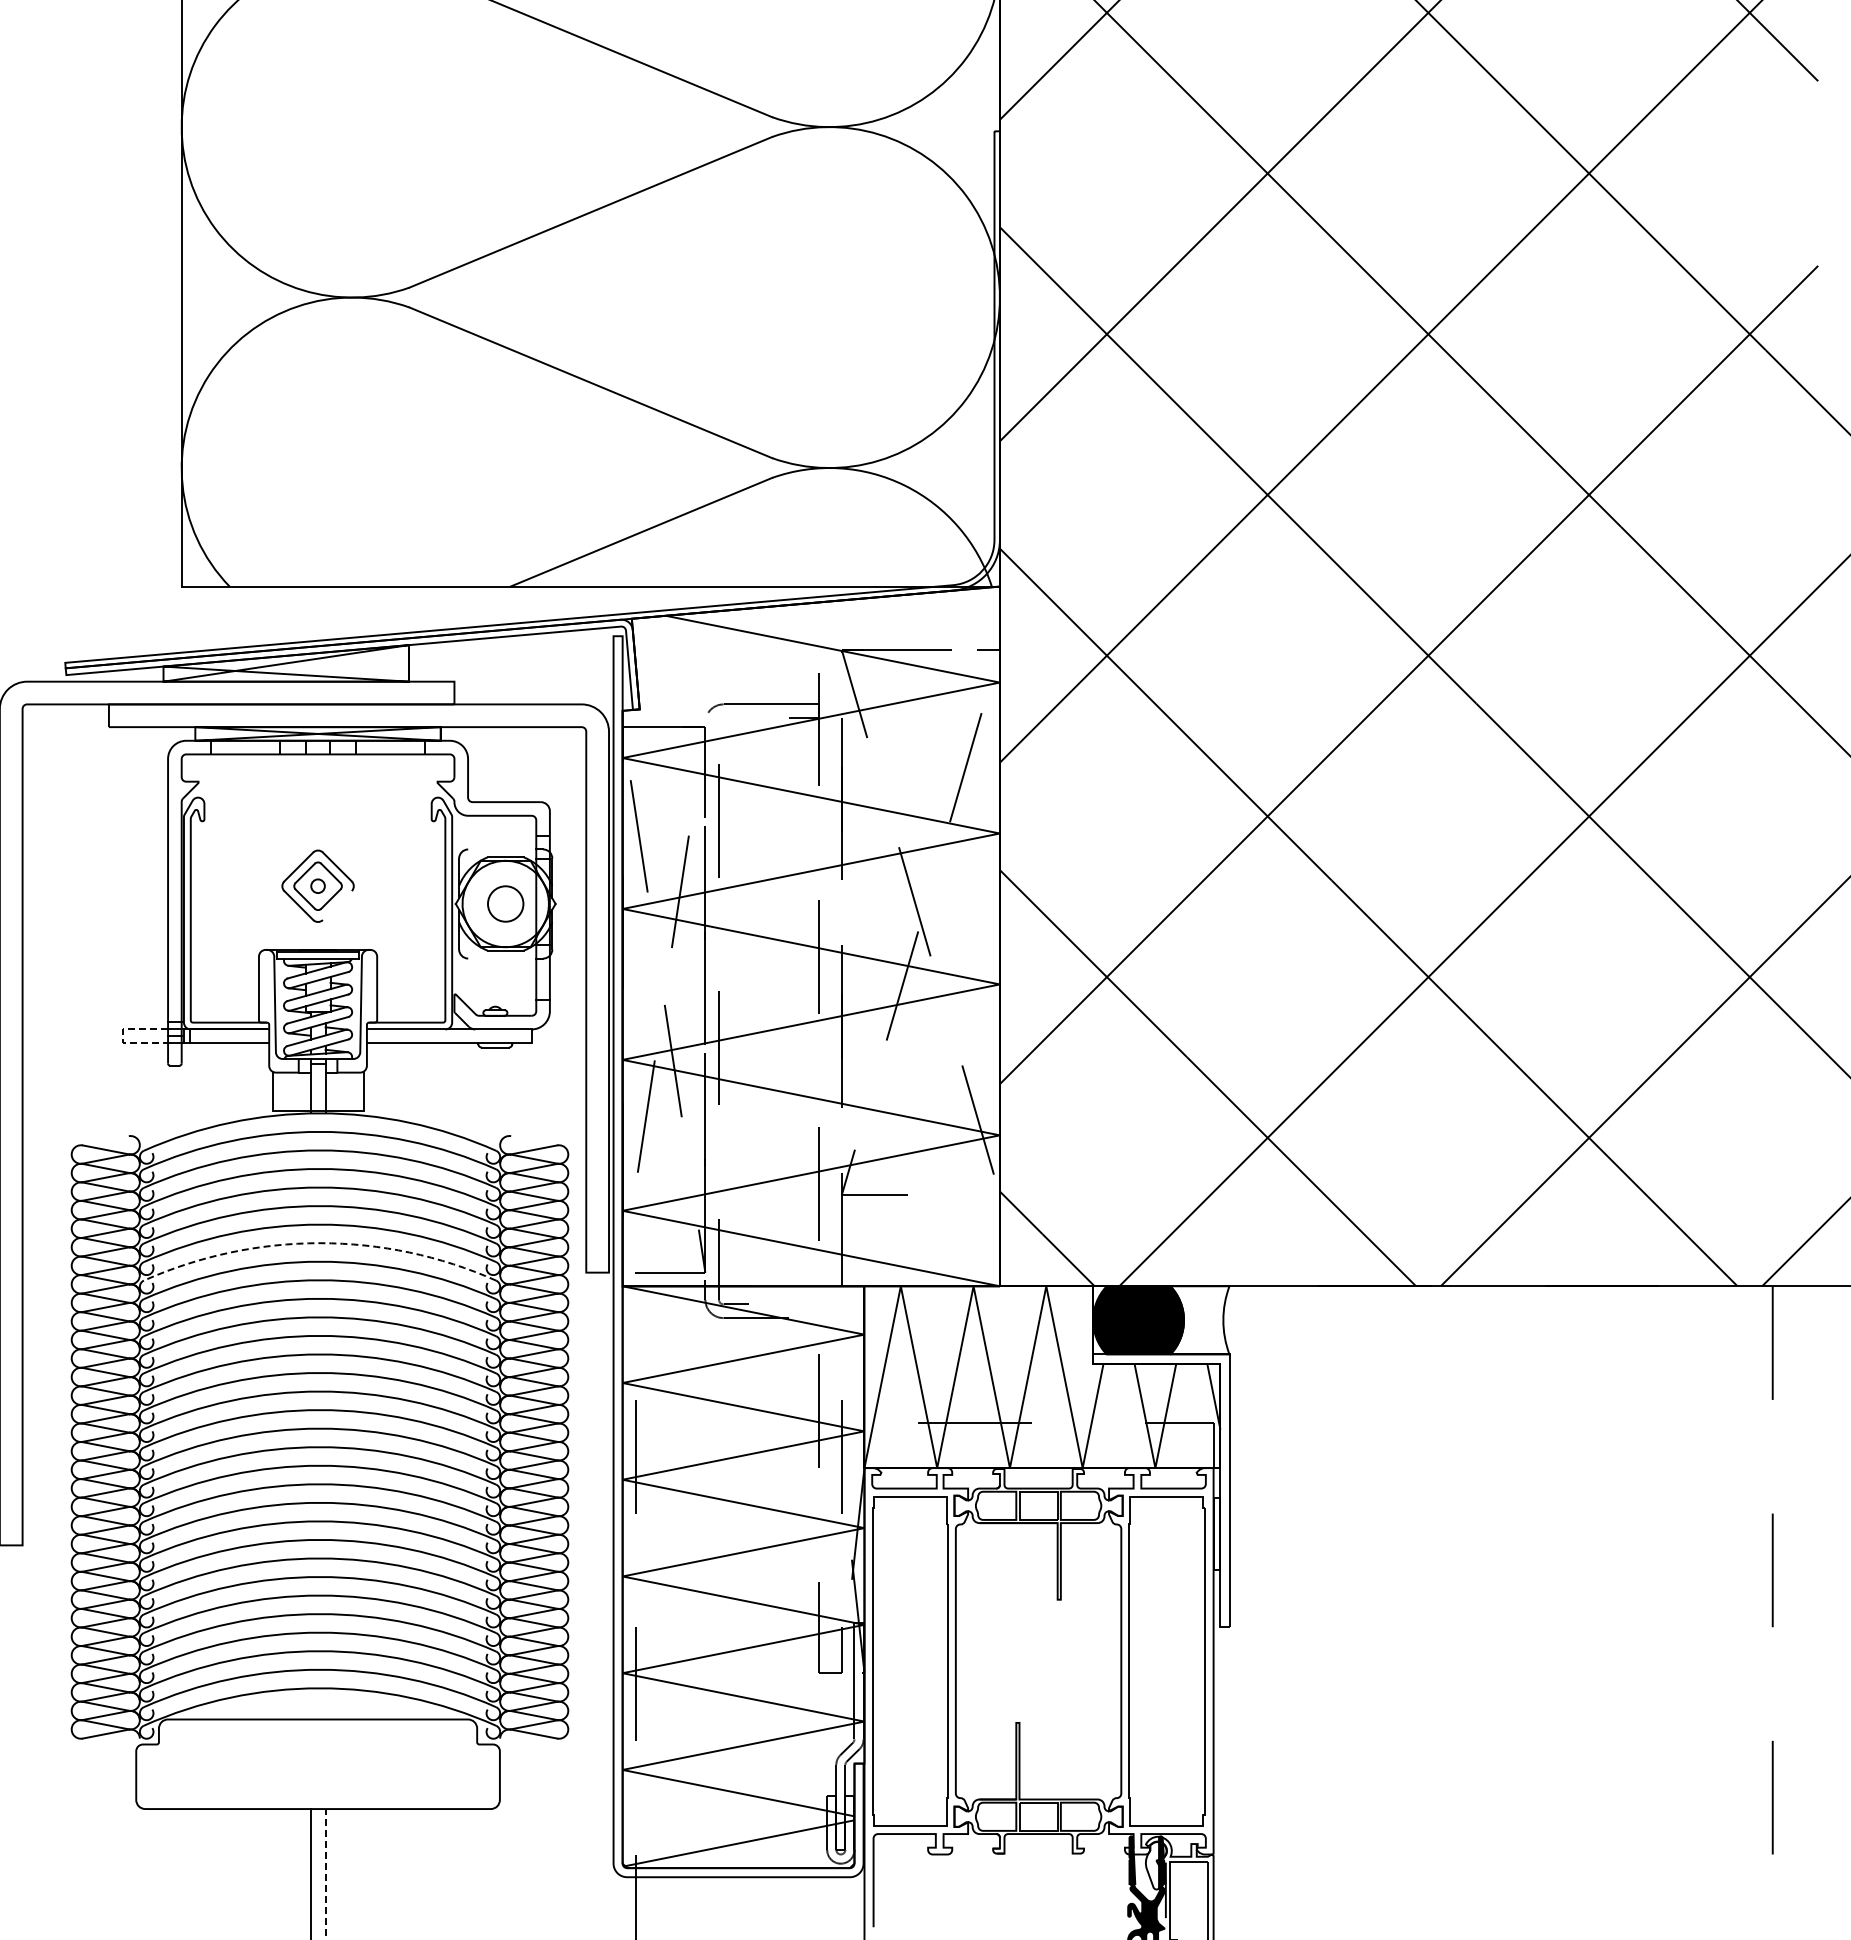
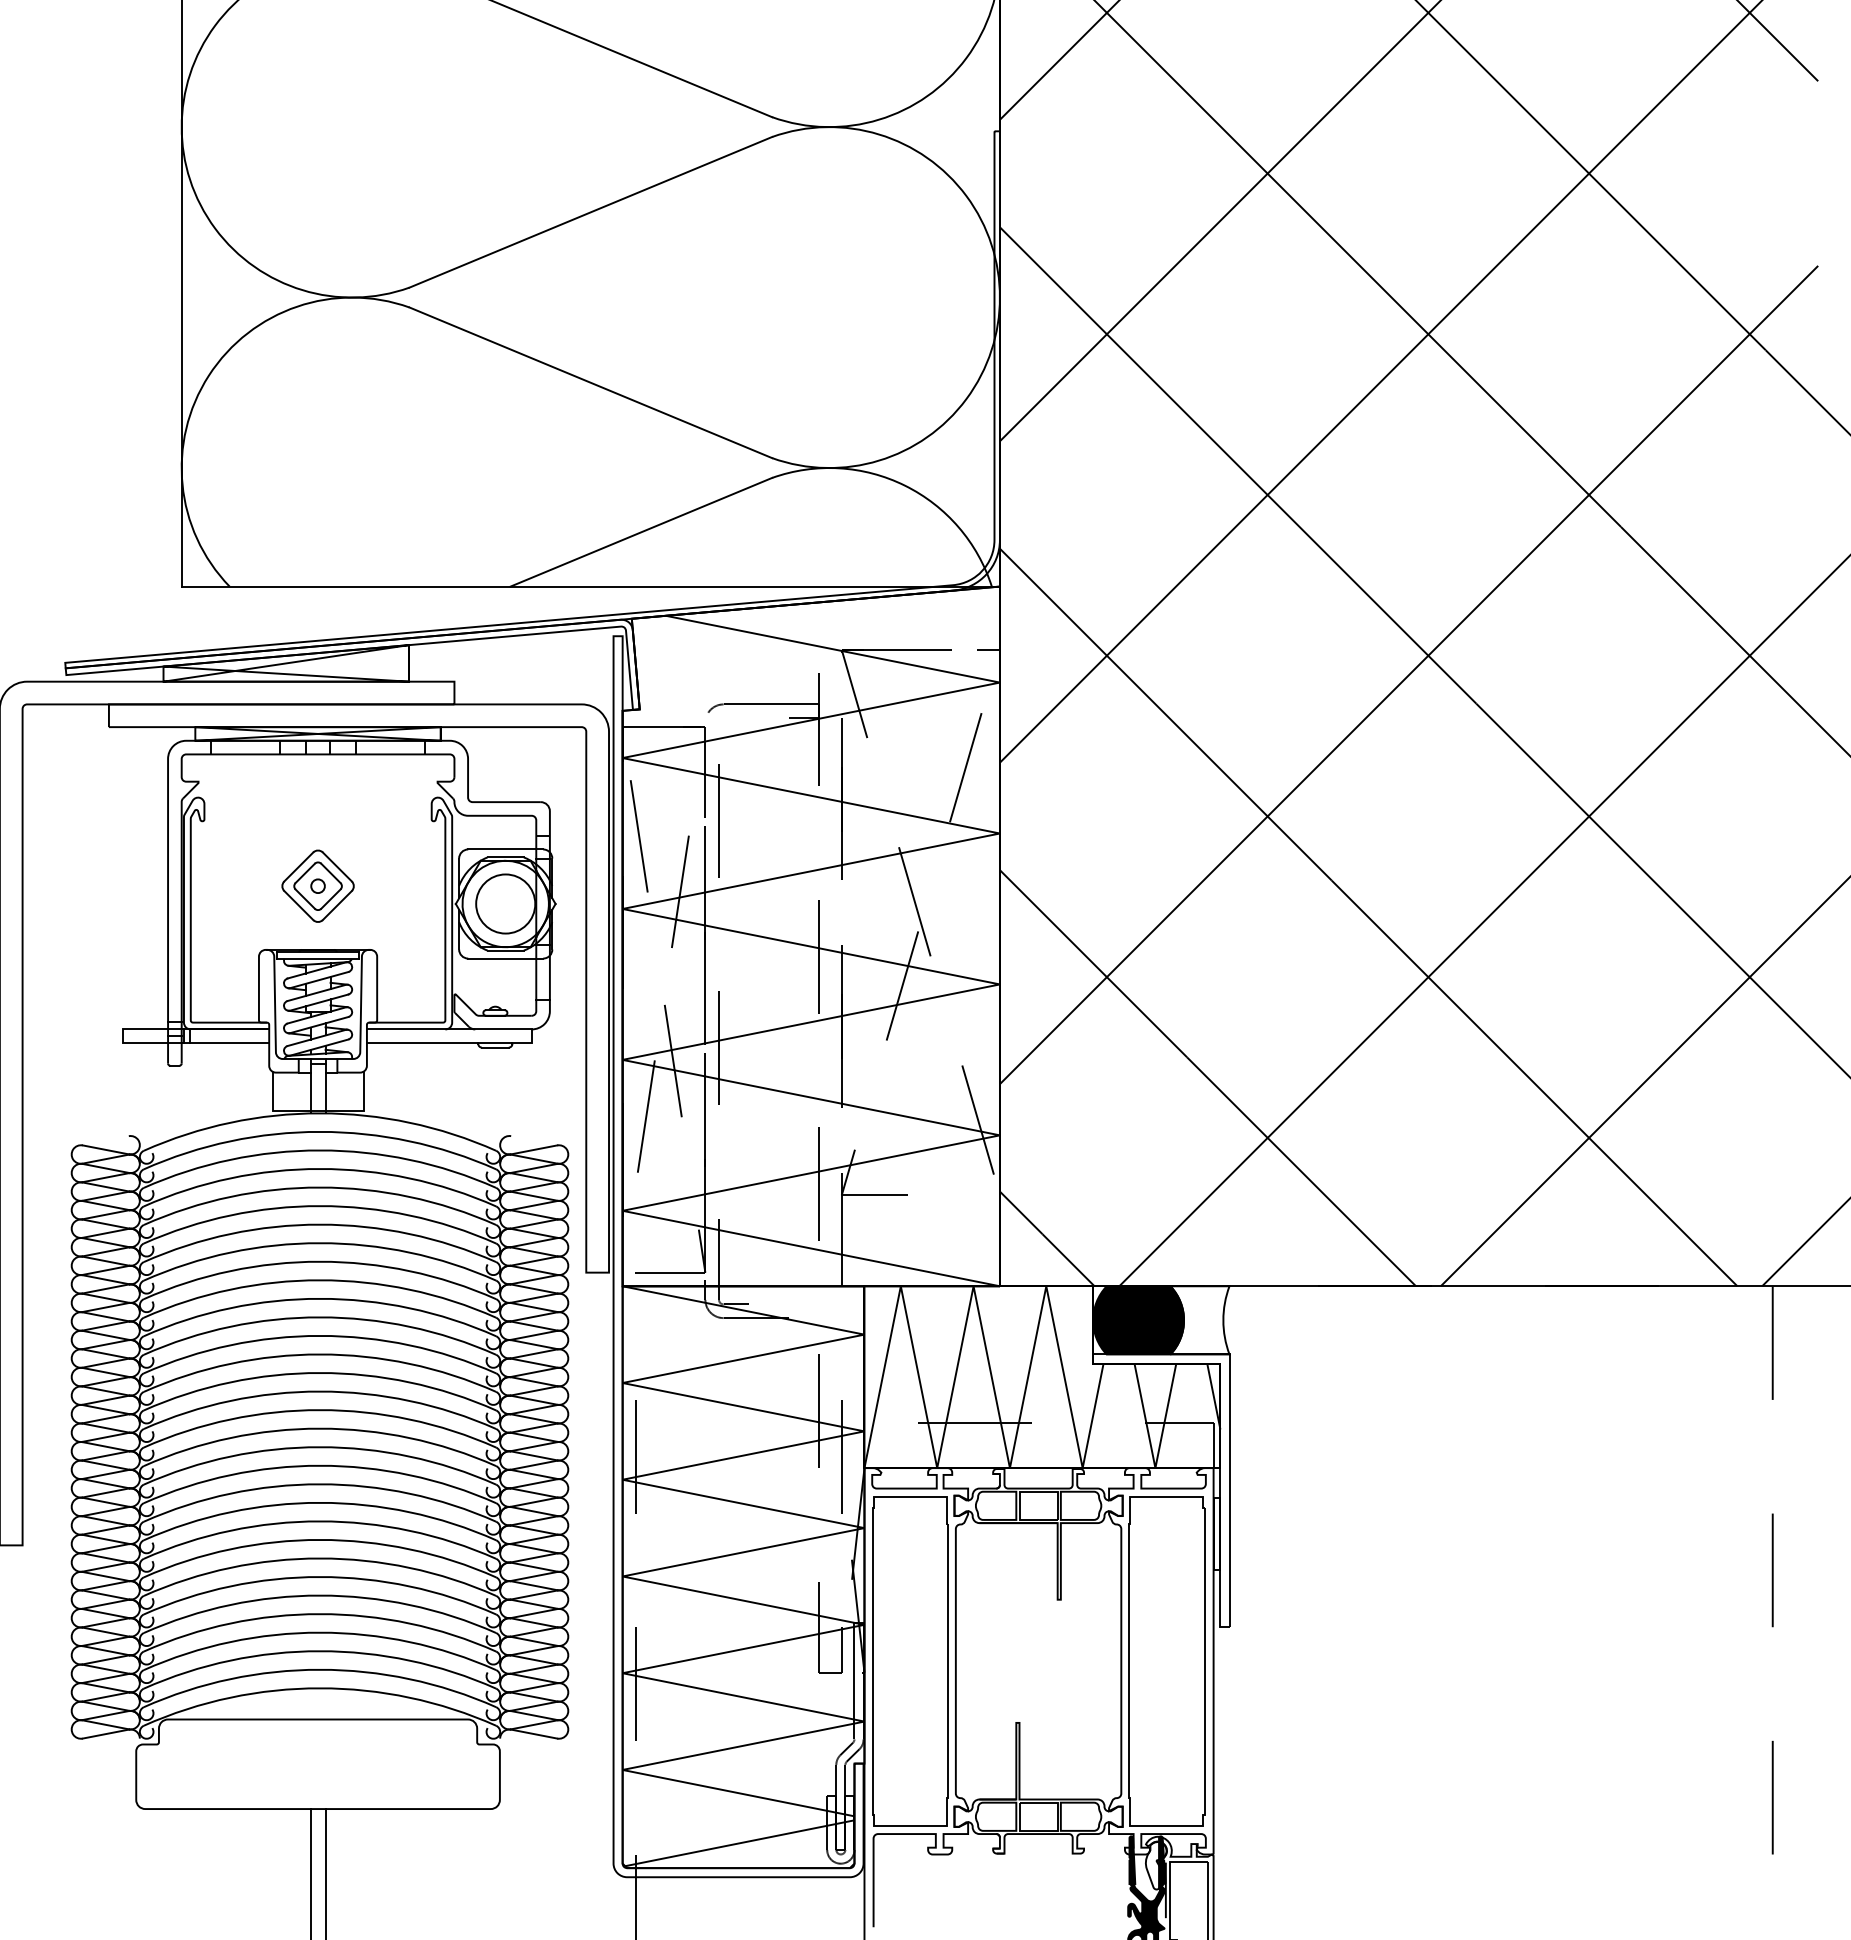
line: none -> present (502, 849)
circle diameter: 35 px -> 59 px (505, 903)
line: none -> present (336, 905)
line: none -> present (502, 958)
line: dashed -> solid (122, 1036)
arc: dashed -> solid (320, 1243)
line: dashed -> solid (325, 1874)
